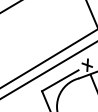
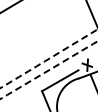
arc: solid -> dashed (48, 59)
arc: solid -> dashed (48, 70)
